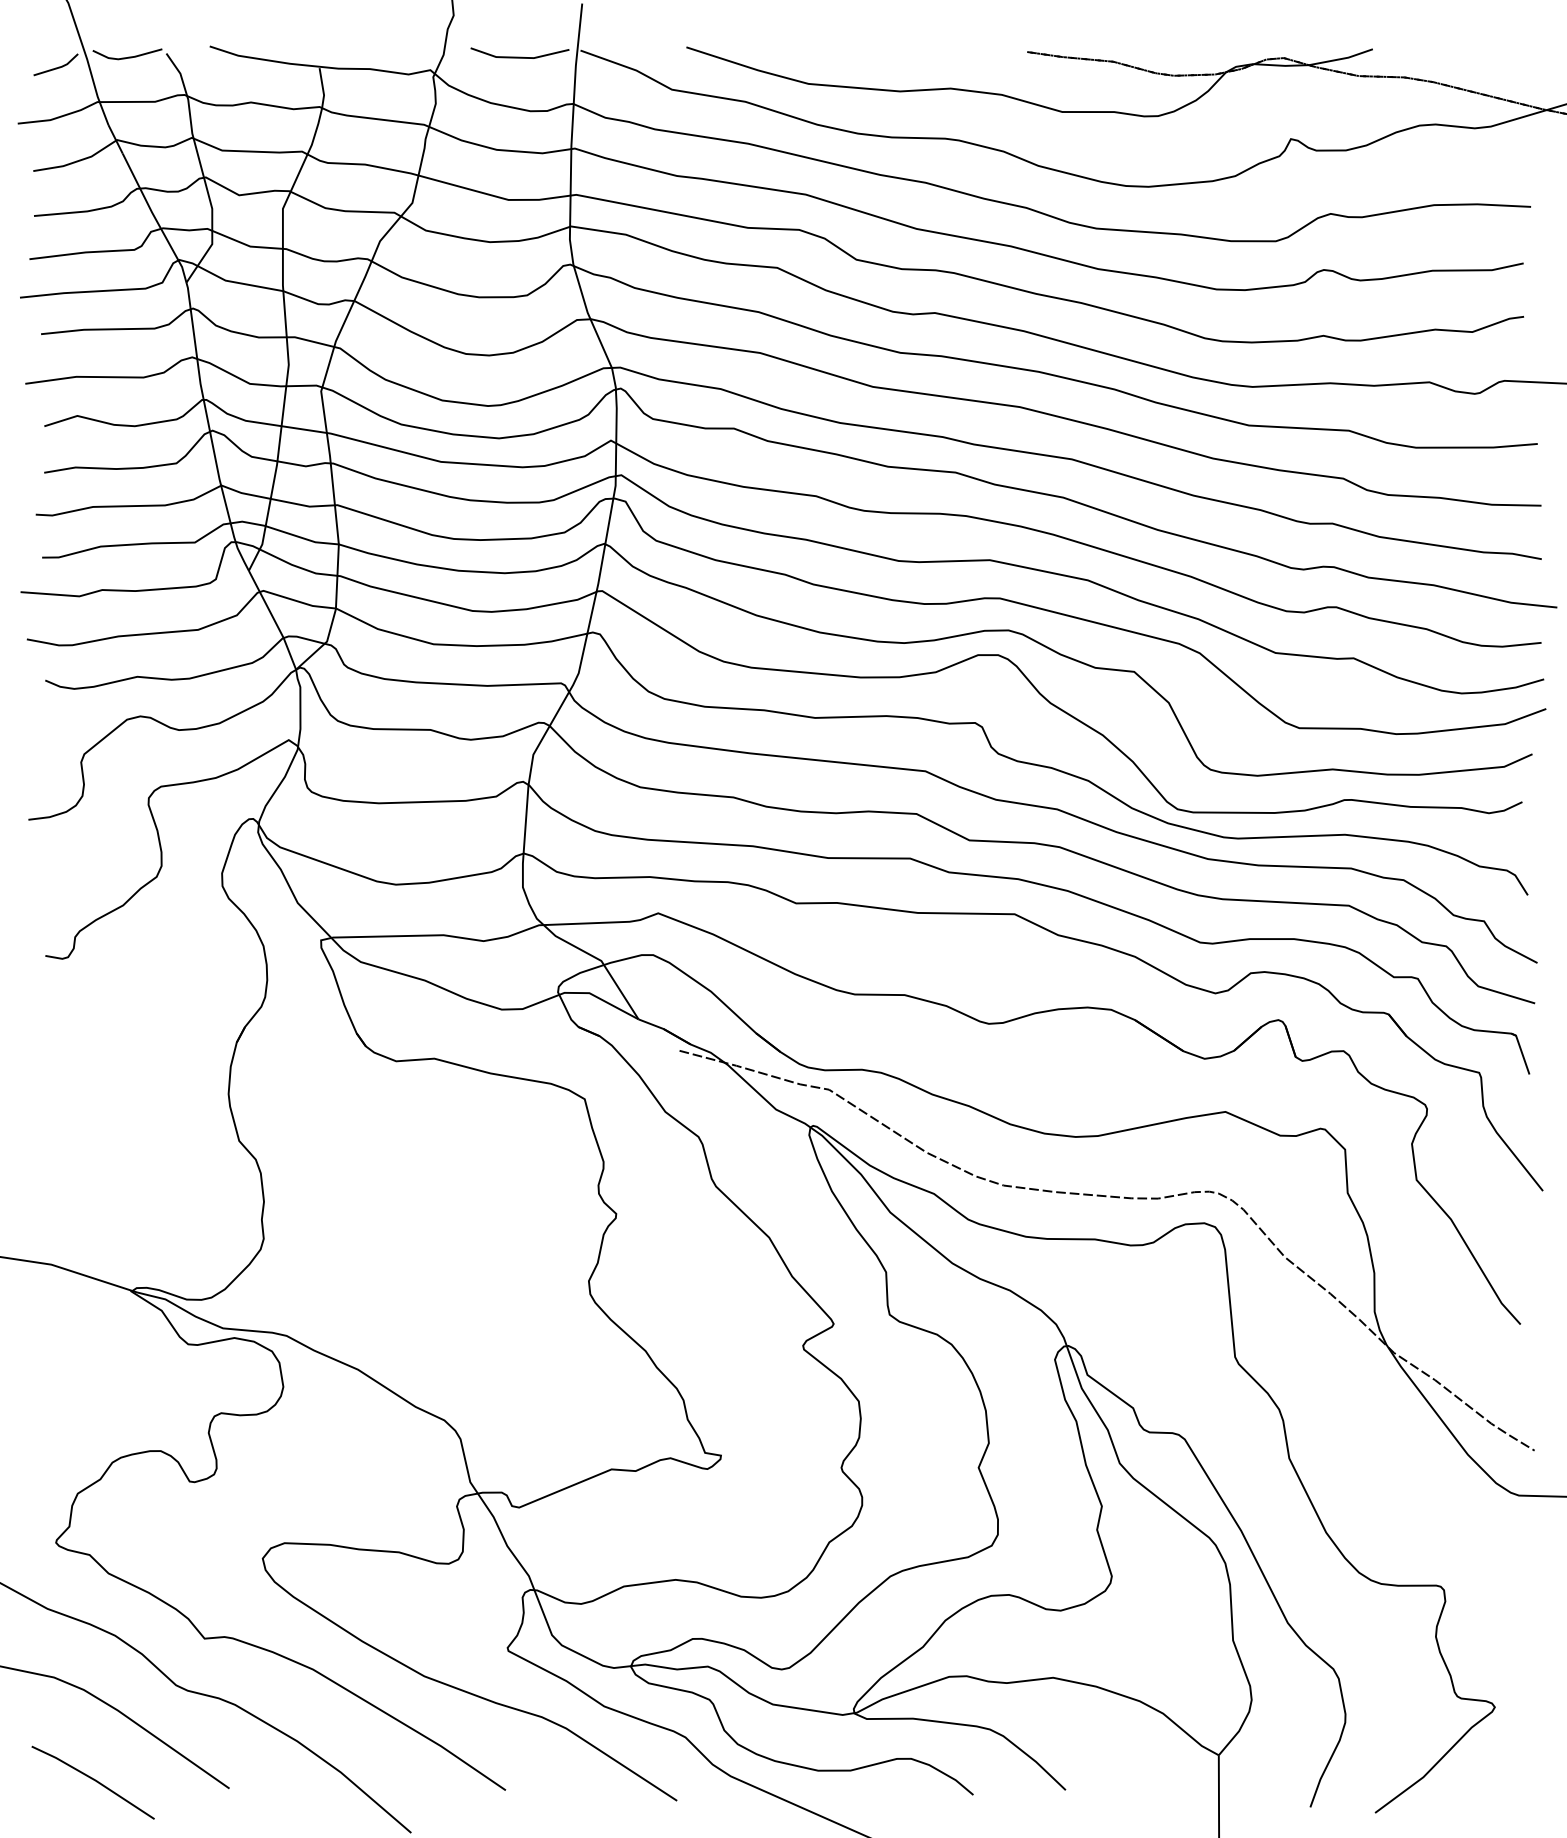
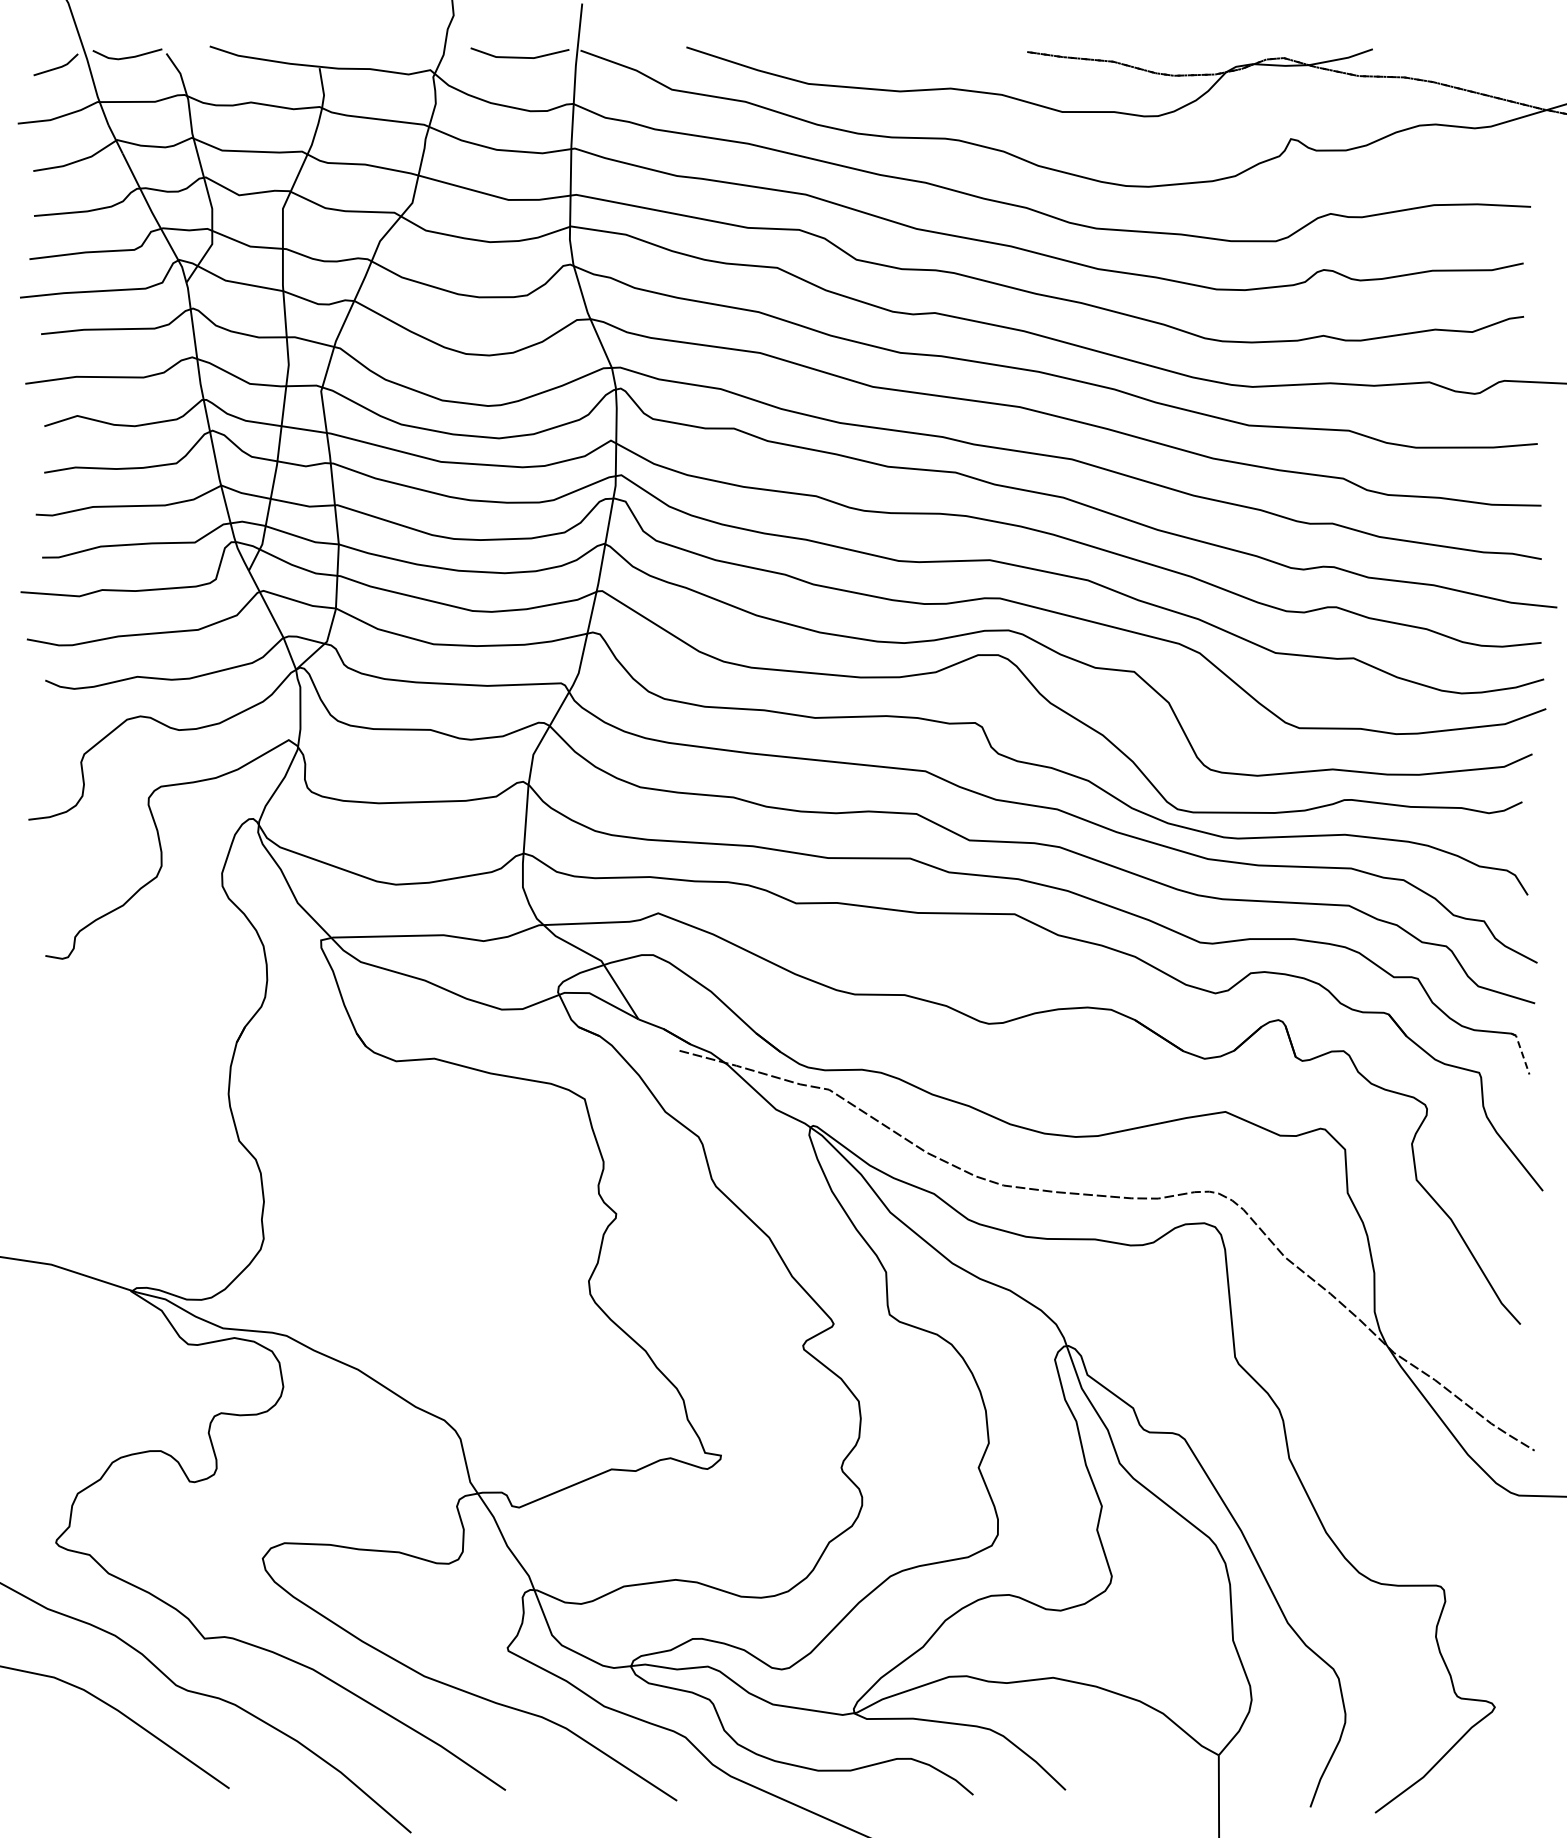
line: solid -> dashed (1521, 1052)
line: present -> none (93, 1780)
